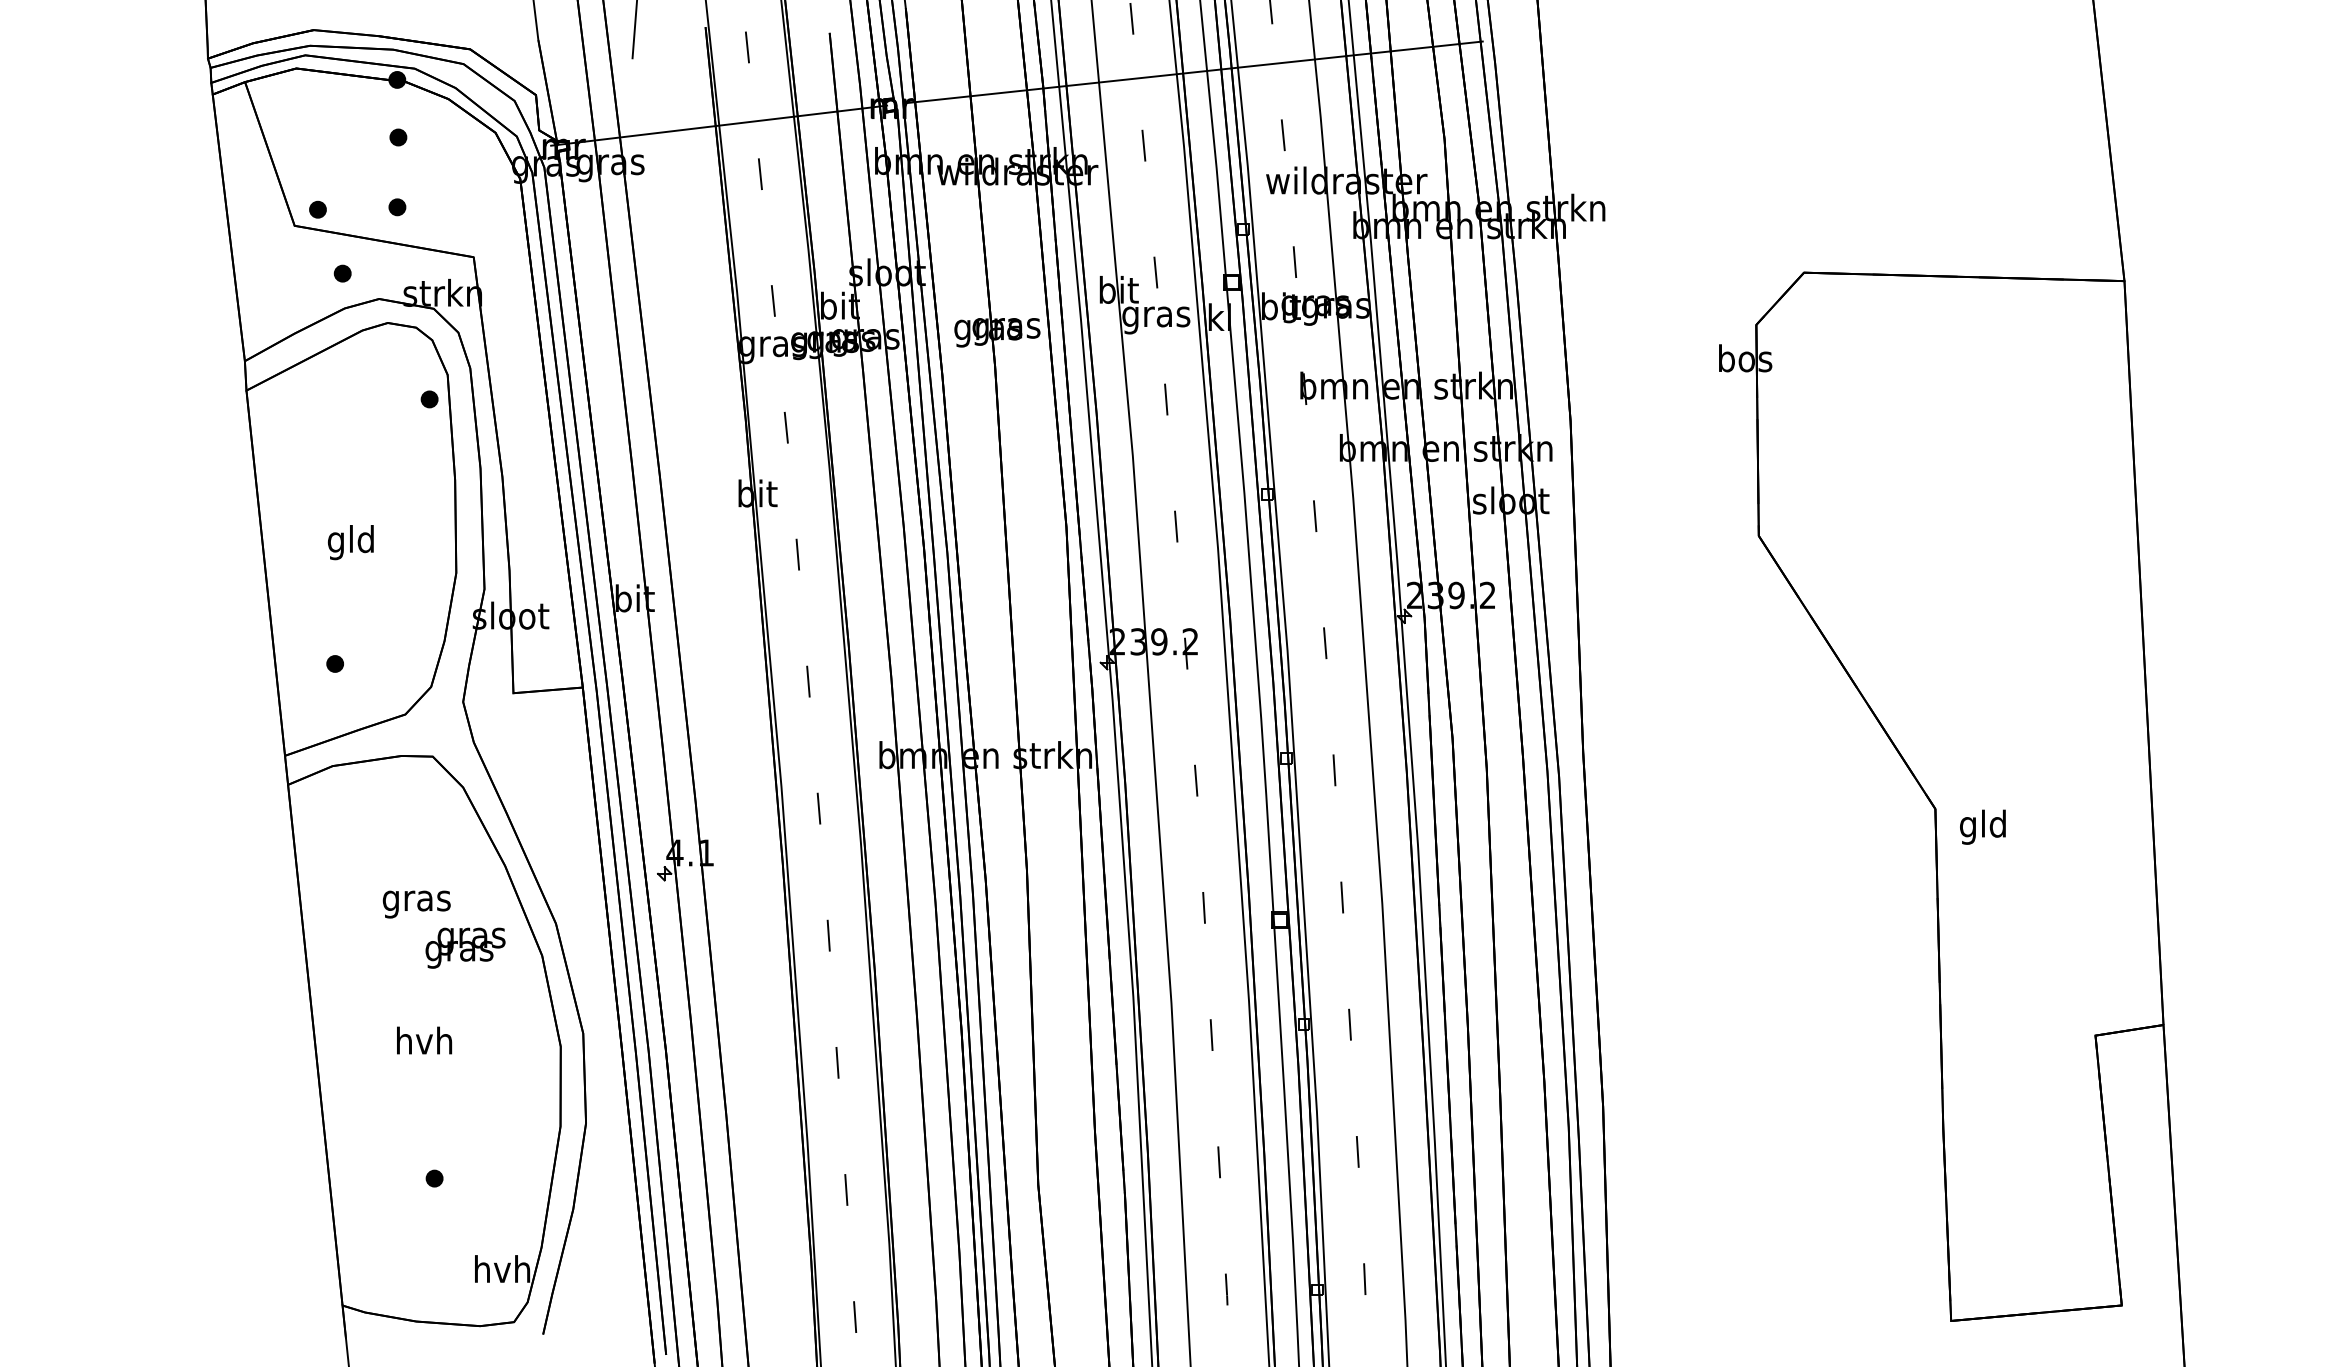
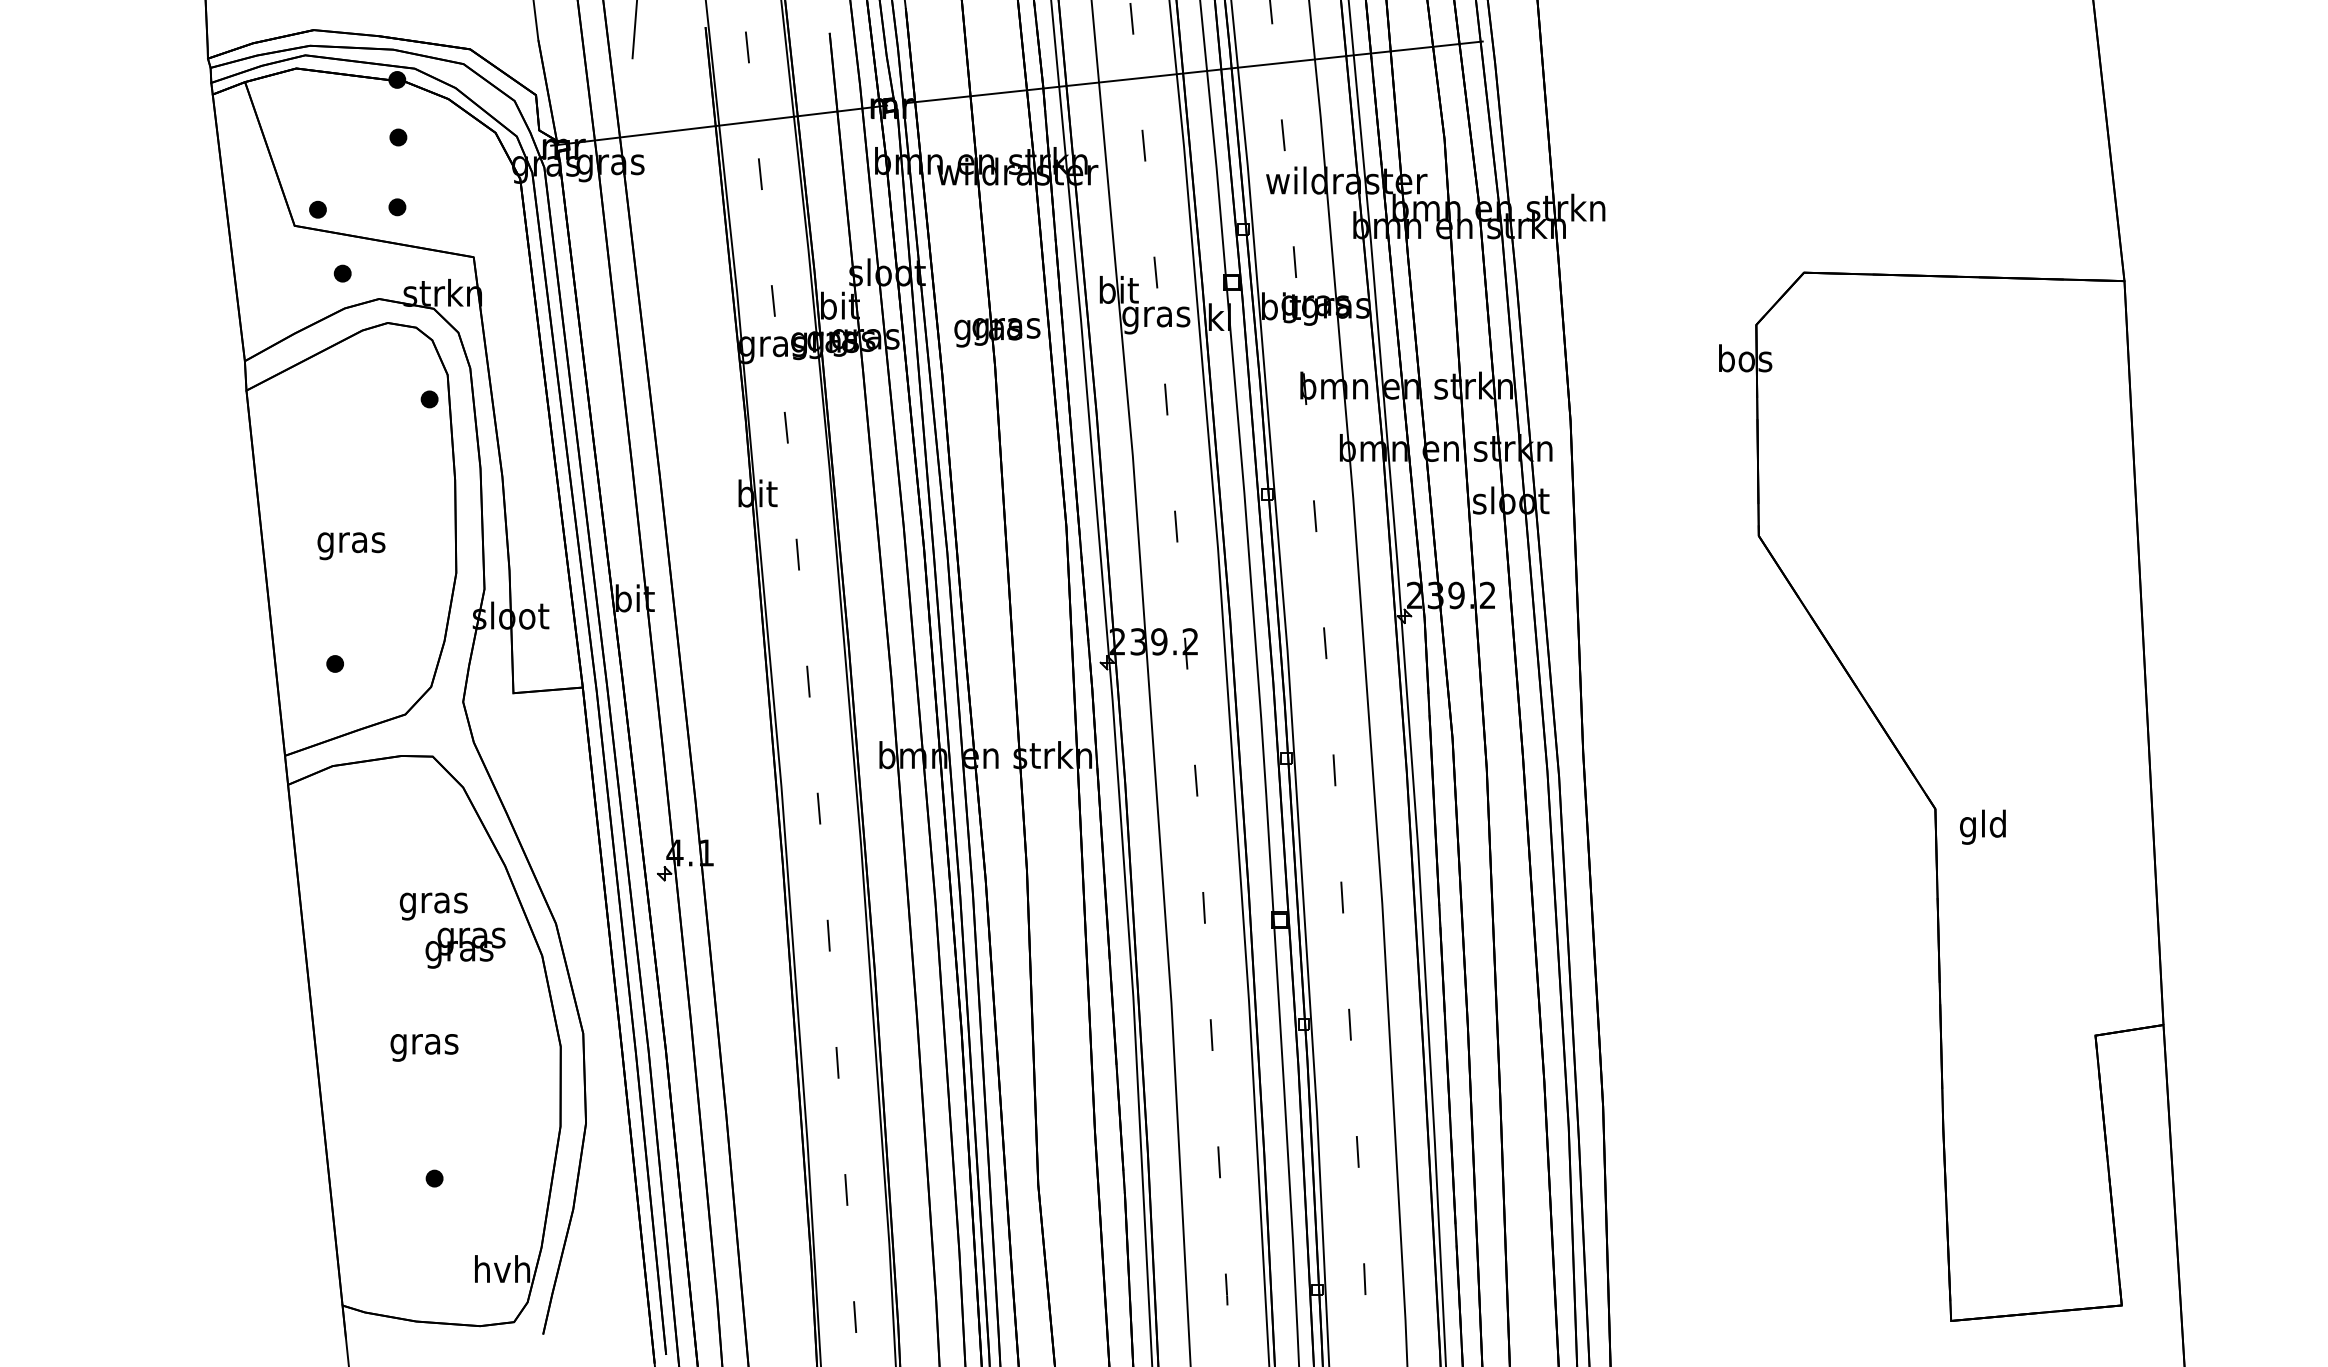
text: gld -> gras (351, 542)
text position: (416, 904) -> (433, 906) (433, 906)
text: hvh -> gras (424, 1043)
